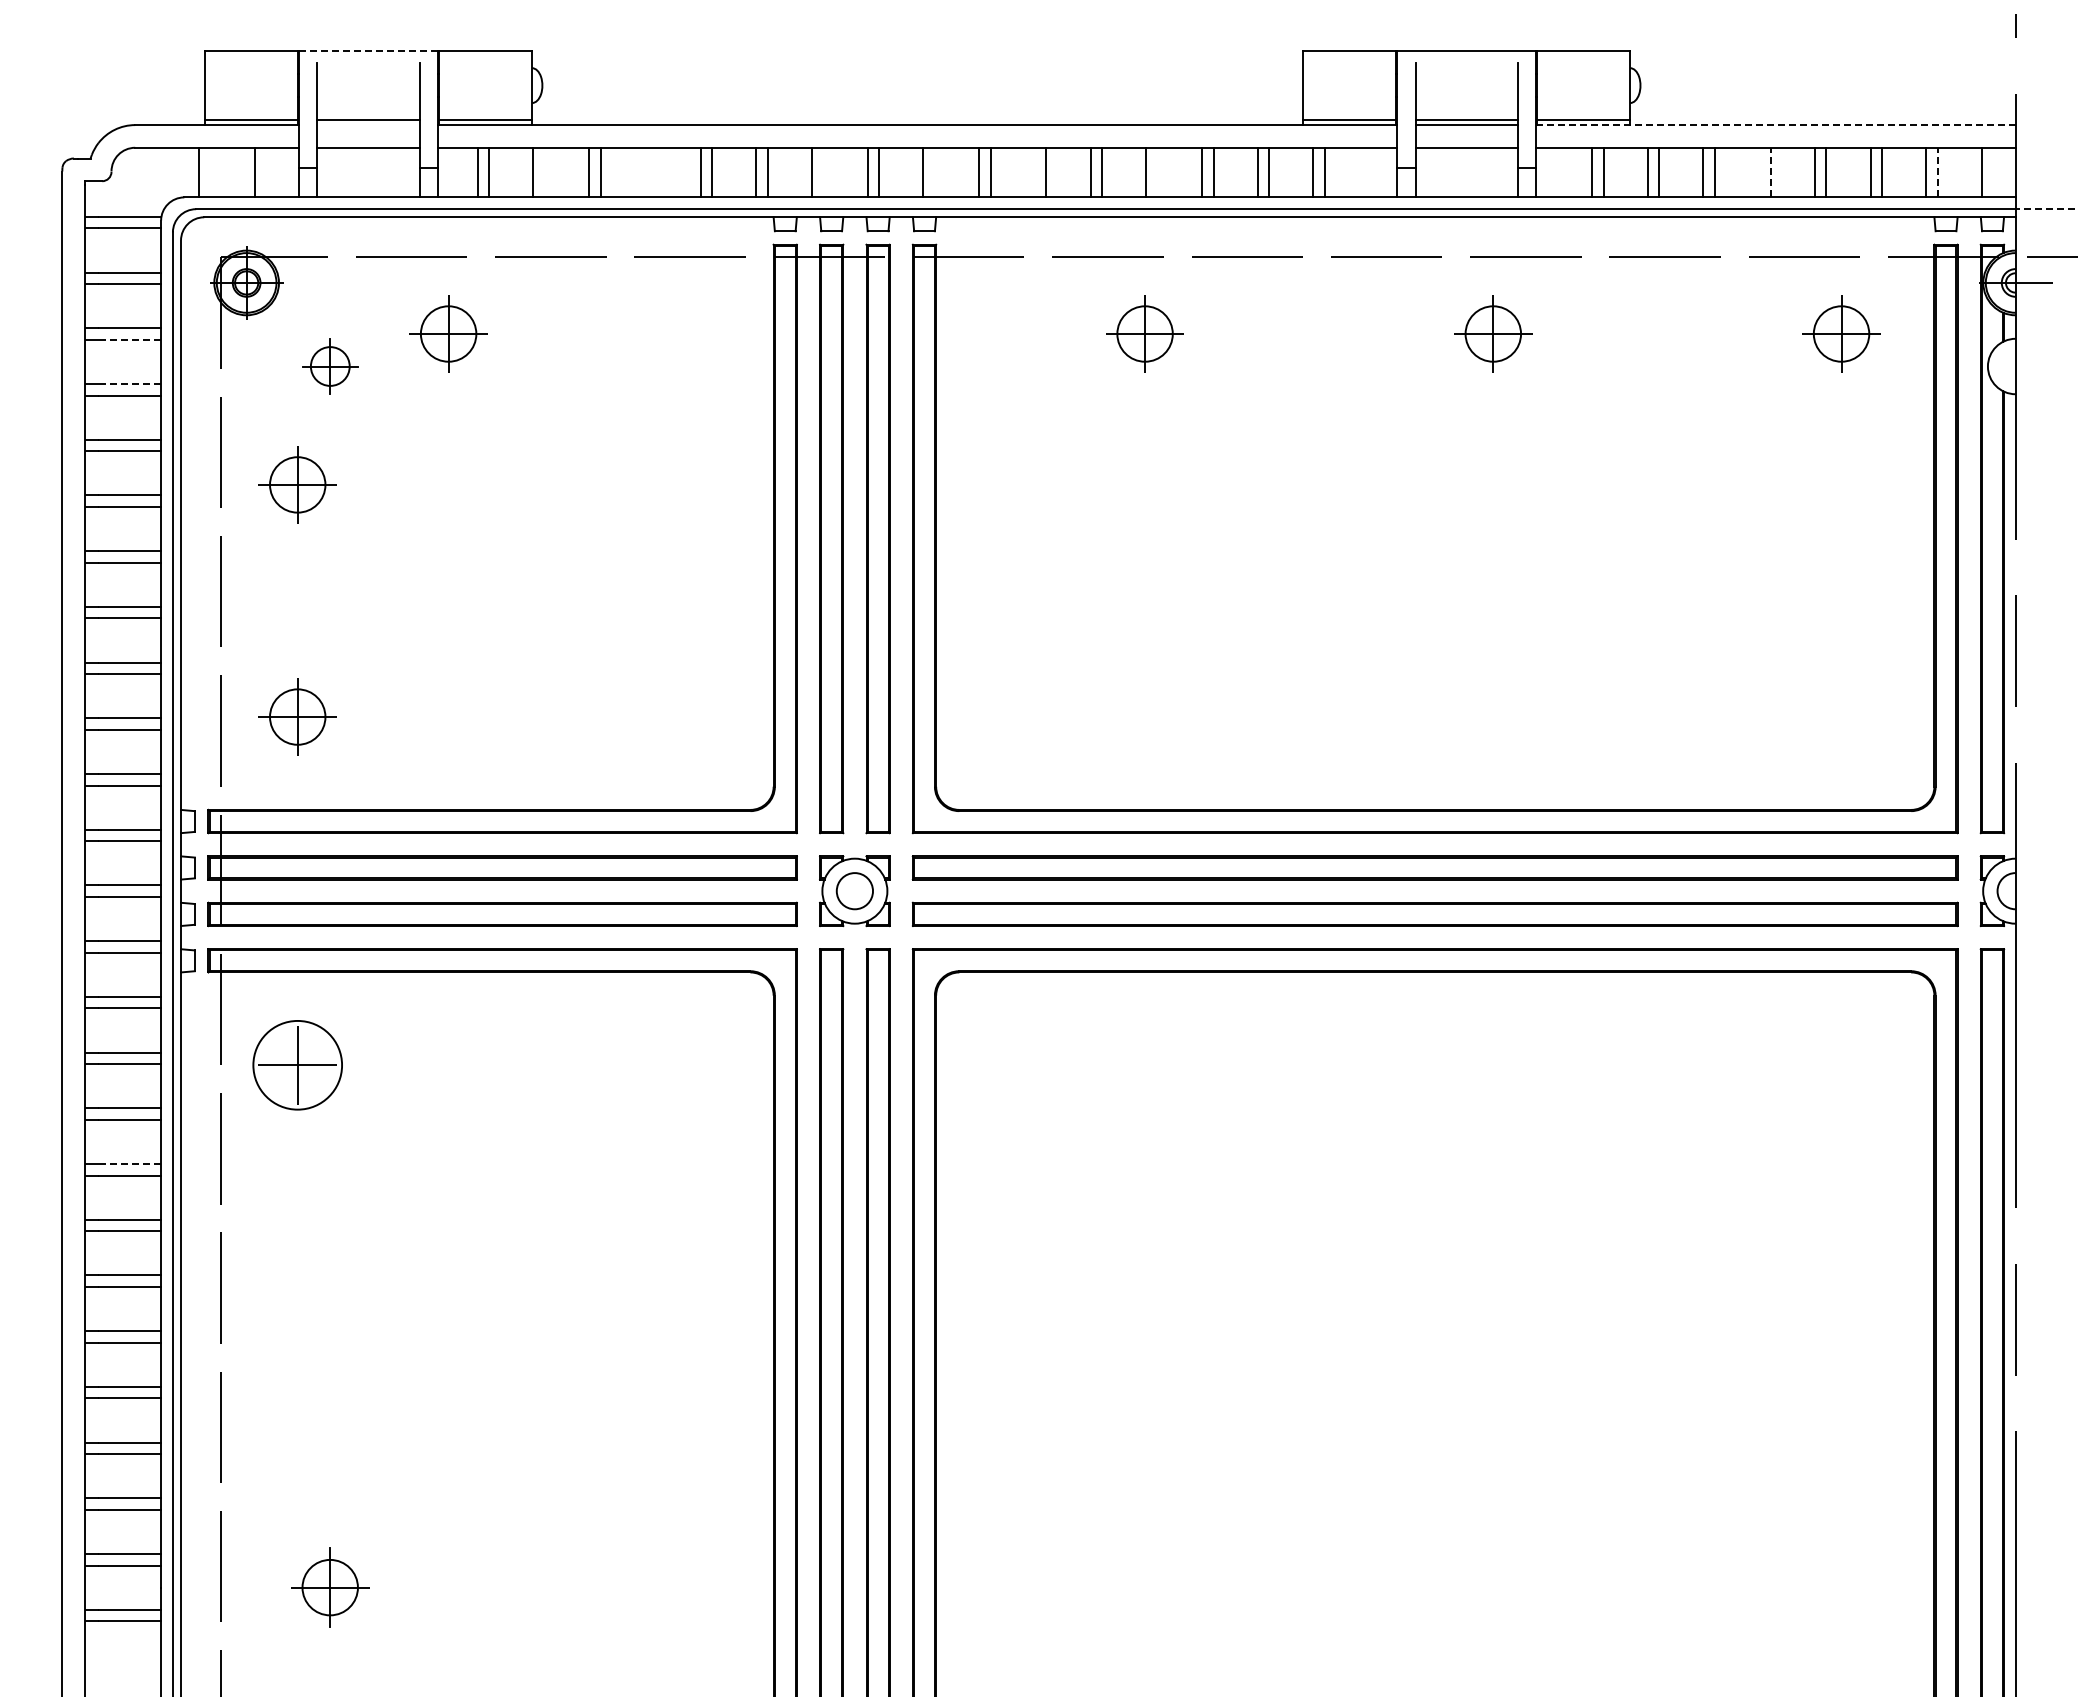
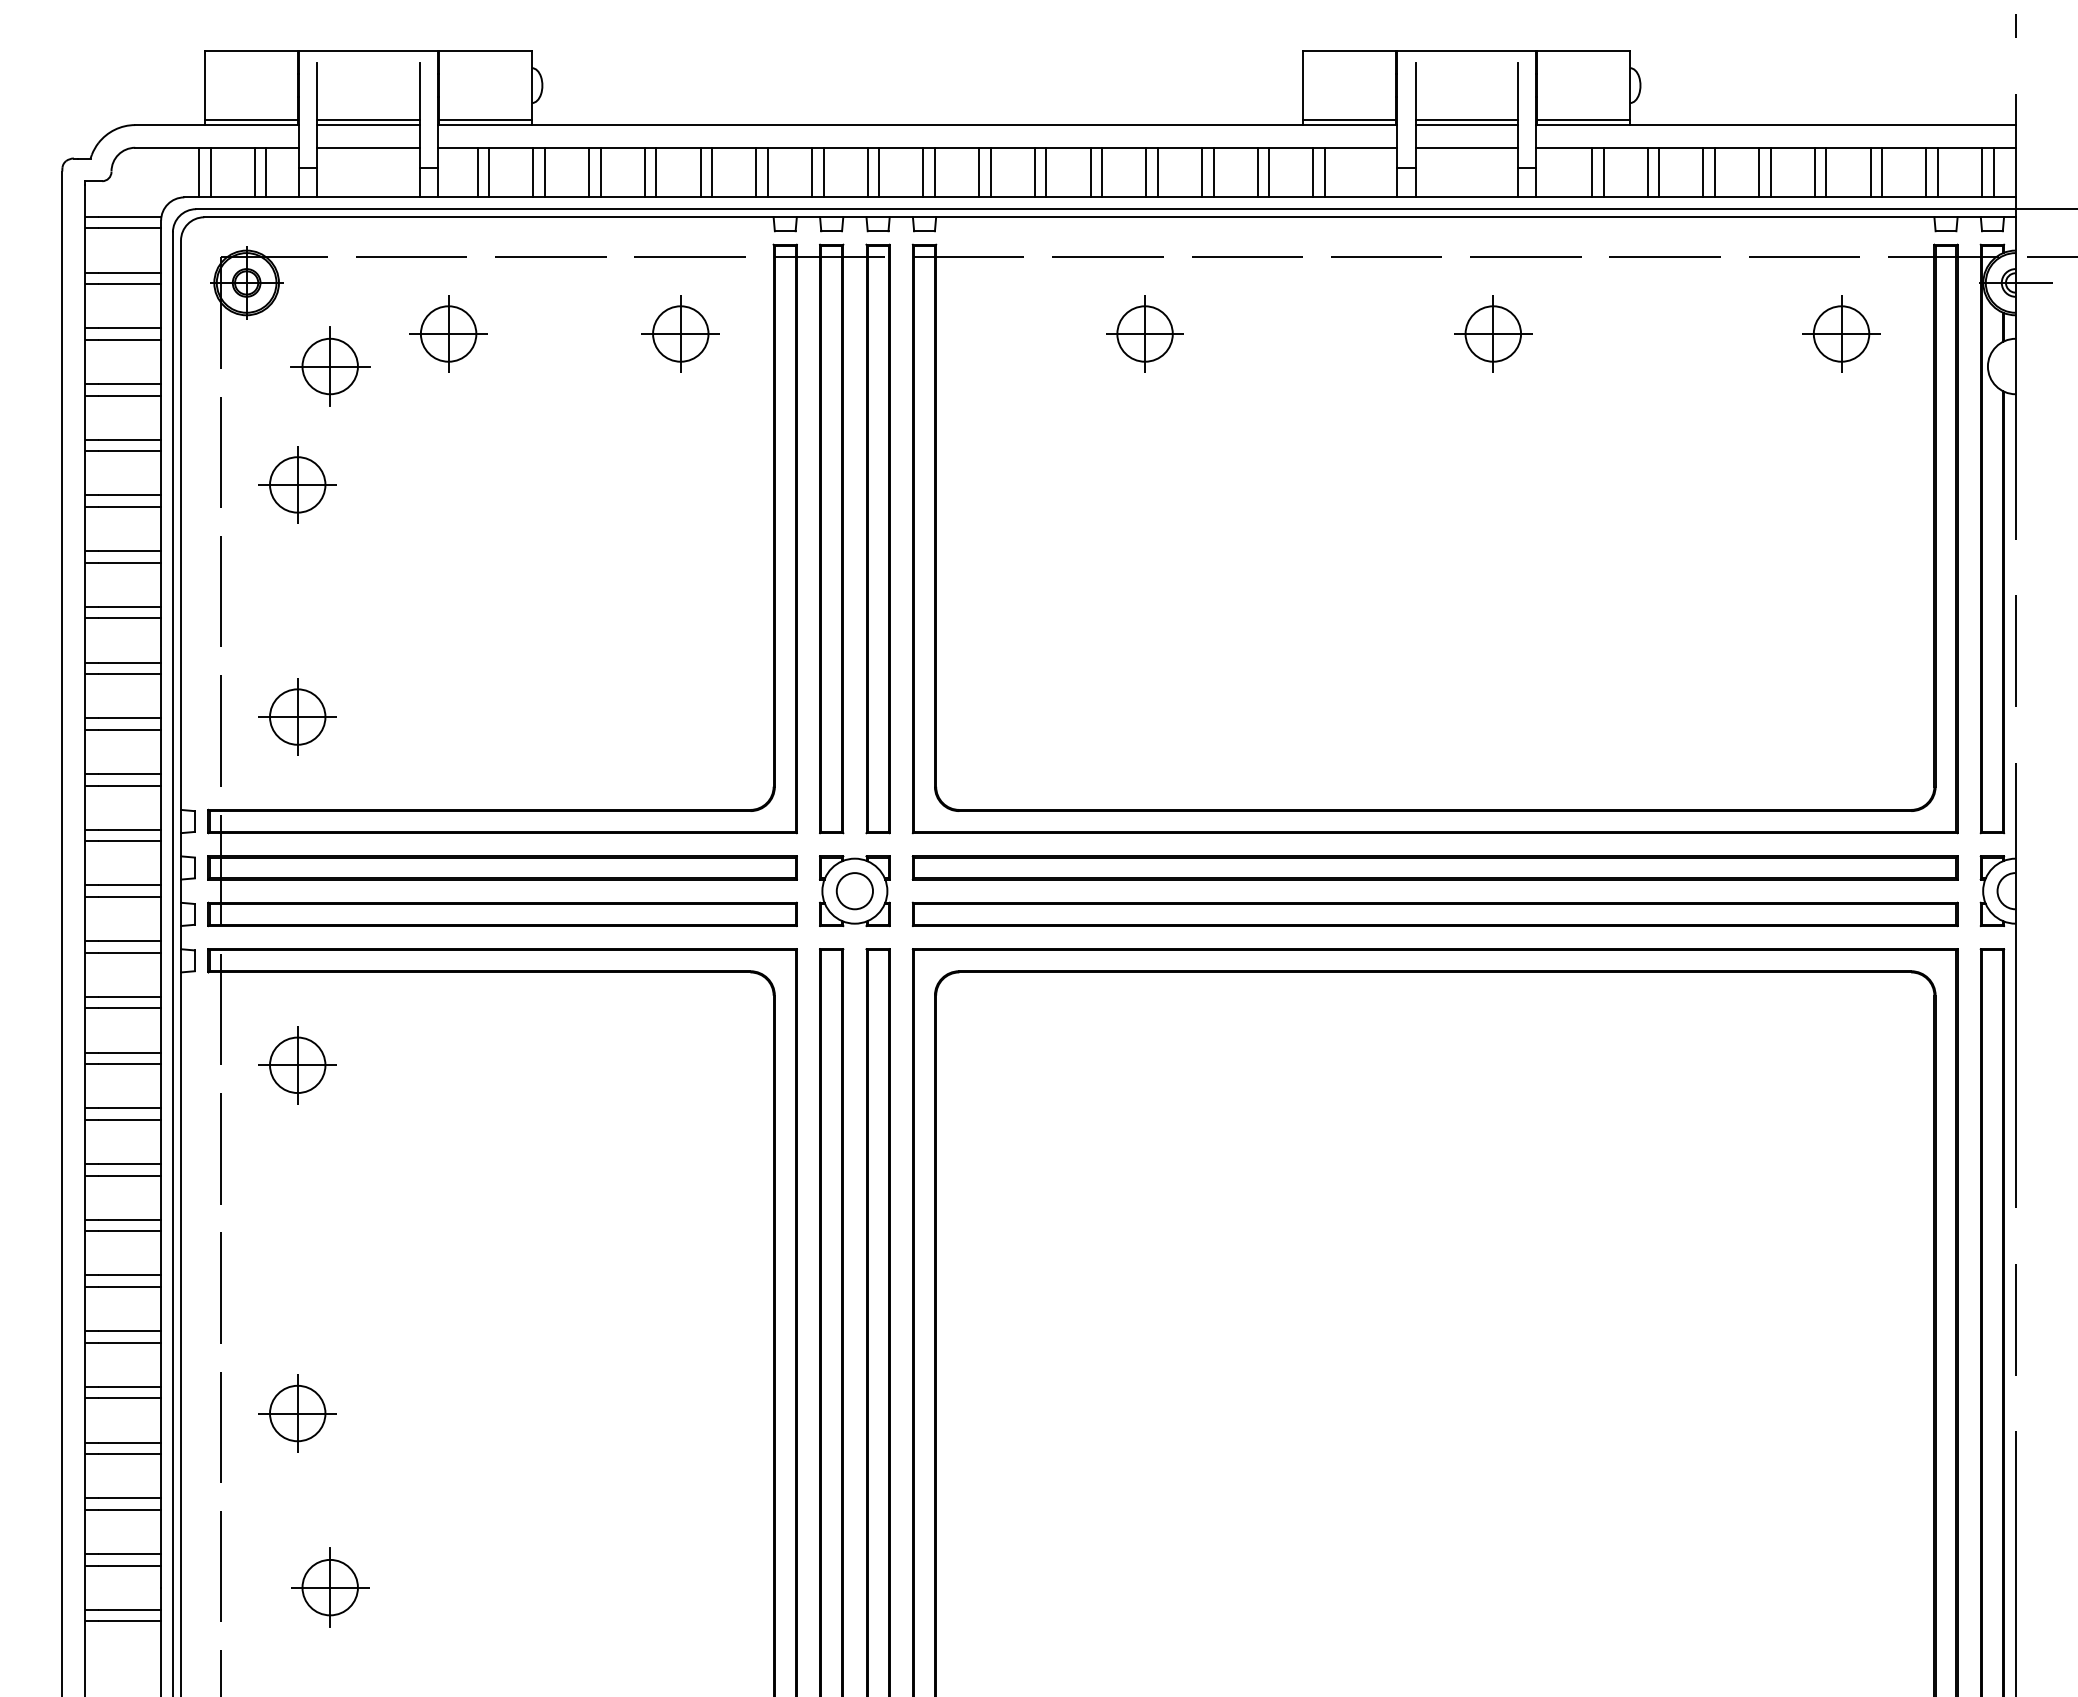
line: dashed -> solid (368, 50)
line: none -> present (368, 125)
line: dashed -> solid (1775, 125)
line: none -> present (210, 172)
line: none -> present (266, 172)
line: none -> present (544, 172)
line: none -> present (644, 172)
line: none -> present (656, 172)
line: none -> present (823, 172)
line: none -> present (934, 172)
line: none -> present (1034, 172)
line: none -> present (1157, 172)
line: none -> present (1759, 172)
line: dashed -> solid (1770, 172)
line: dashed -> solid (1937, 172)
line: none -> present (1993, 172)
line: dashed -> solid (2046, 209)
part: none -> present (680, 333)
line: dashed -> solid (130, 339)
part size: 57x57 px -> 81x81 px (330, 366)
line: dashed -> solid (130, 383)
circle diameter: 89 px -> 55 px (297, 1065)
line: dashed -> solid (130, 1163)
part: none -> present (297, 1413)
